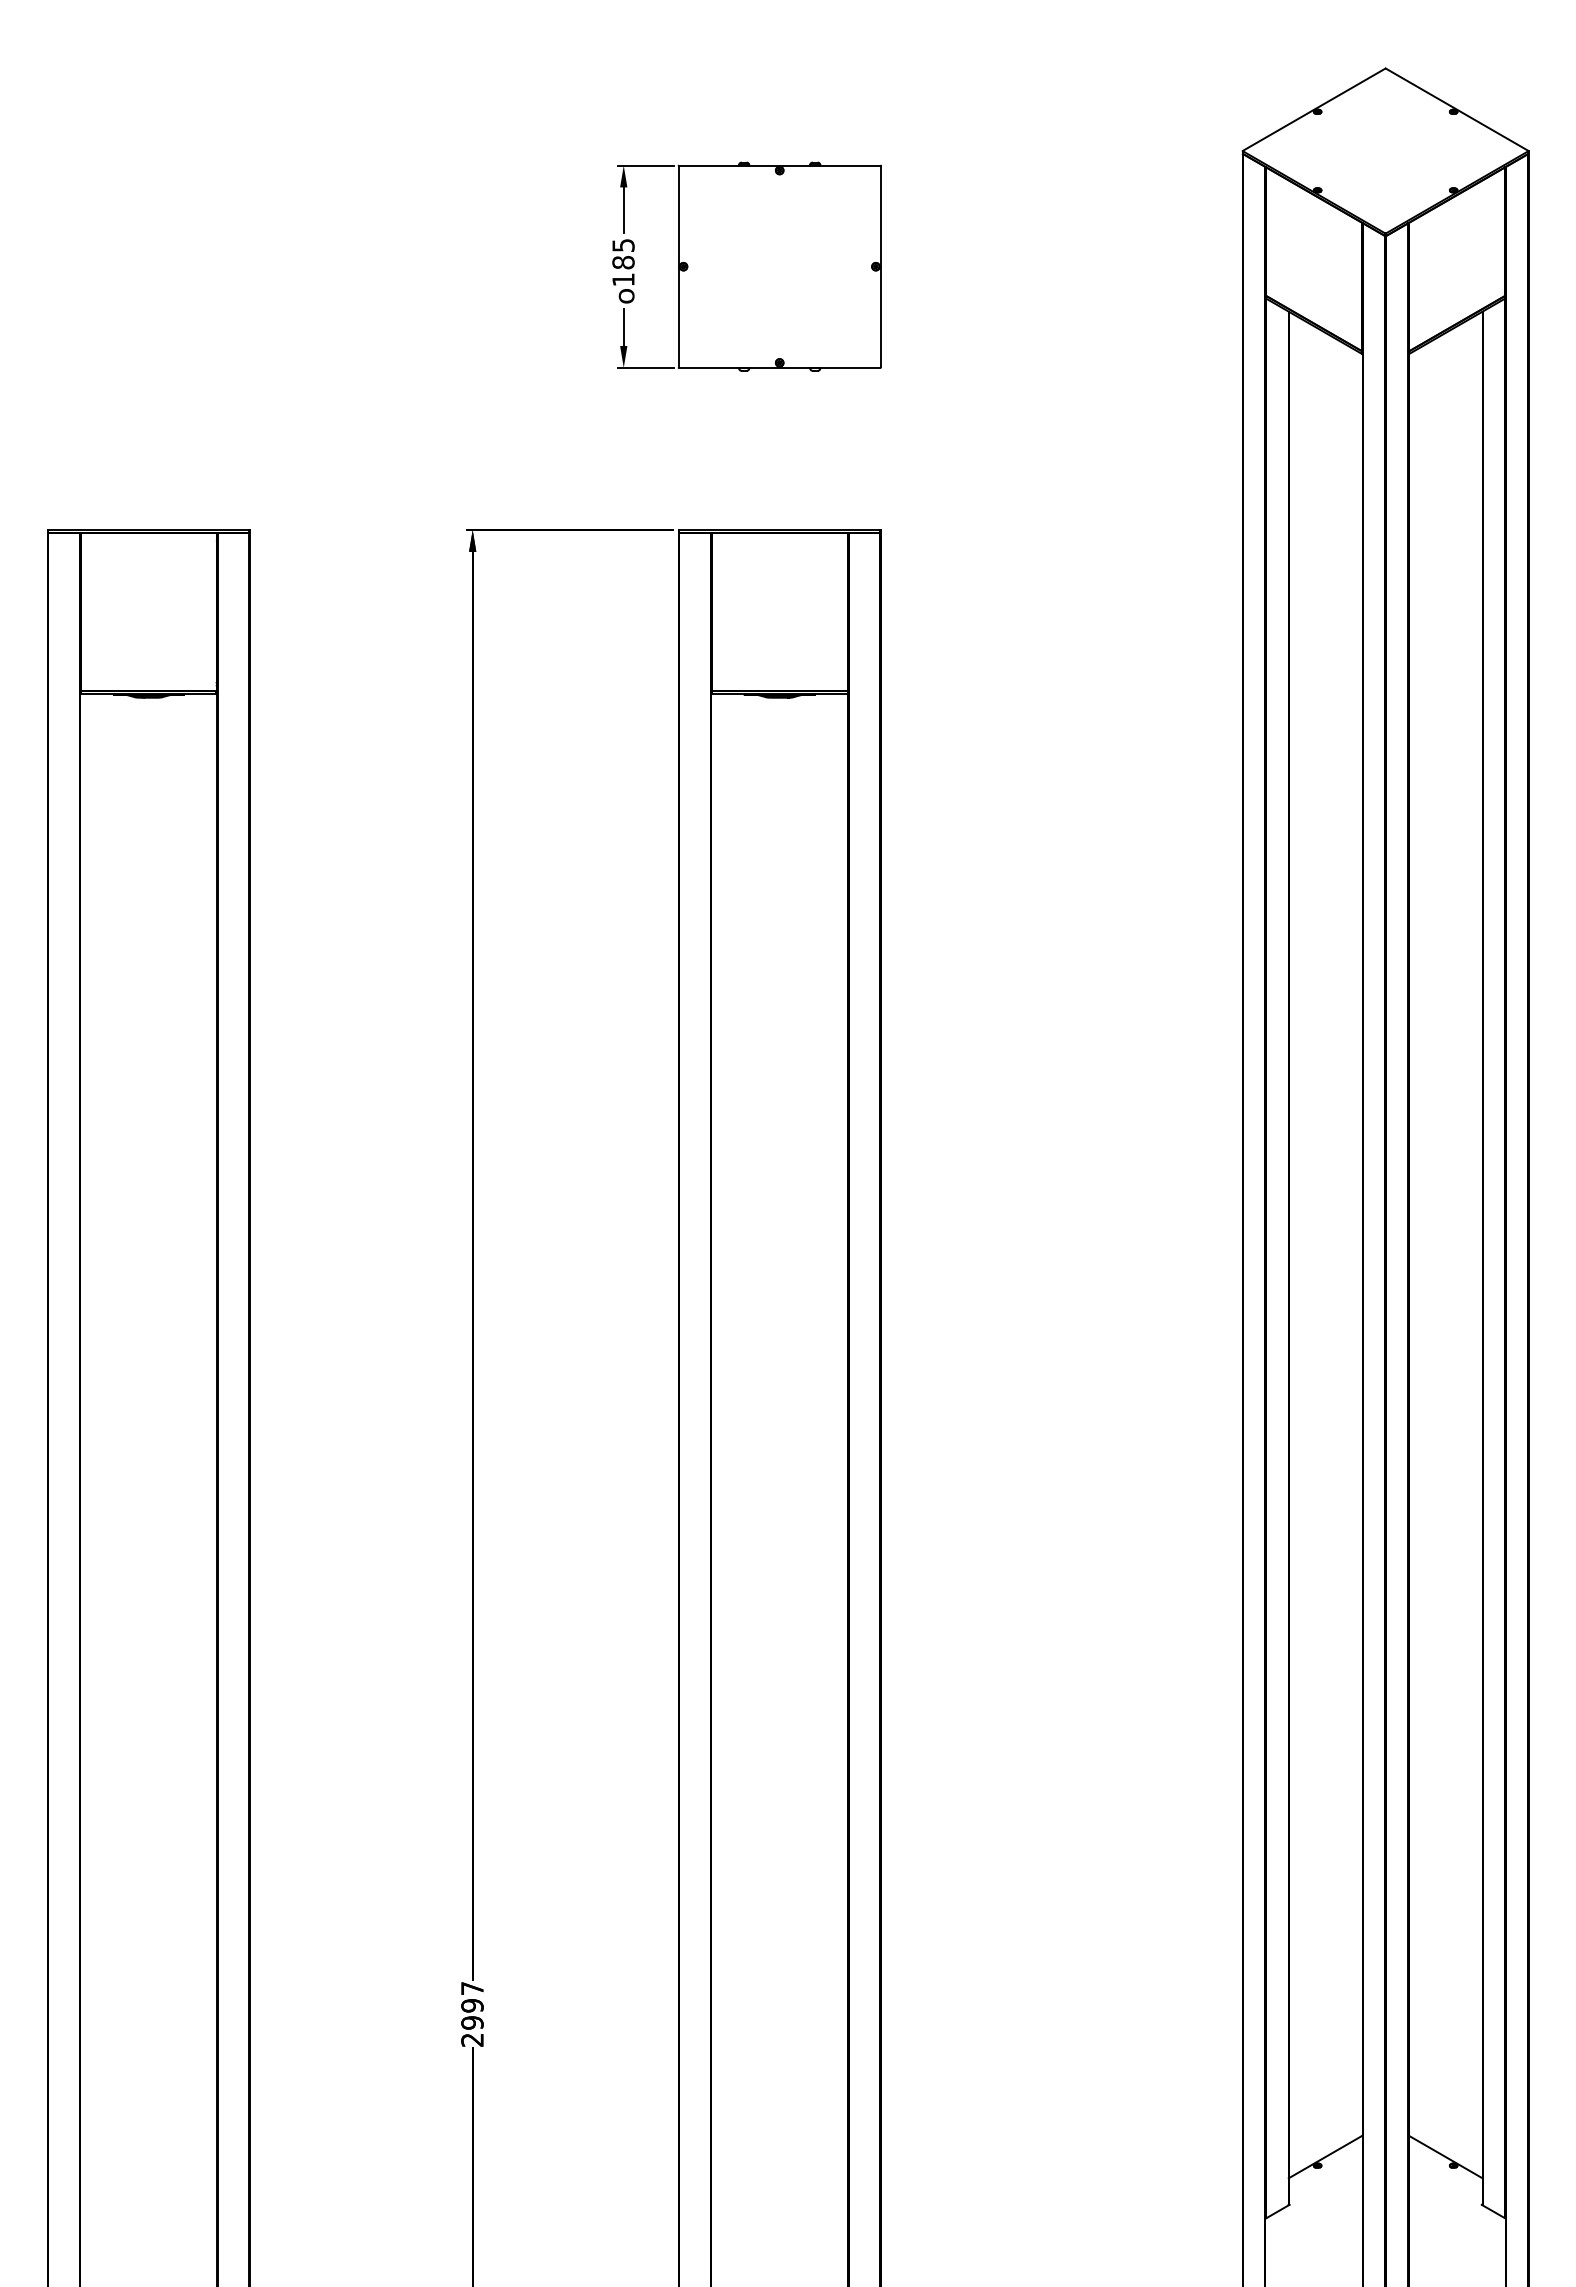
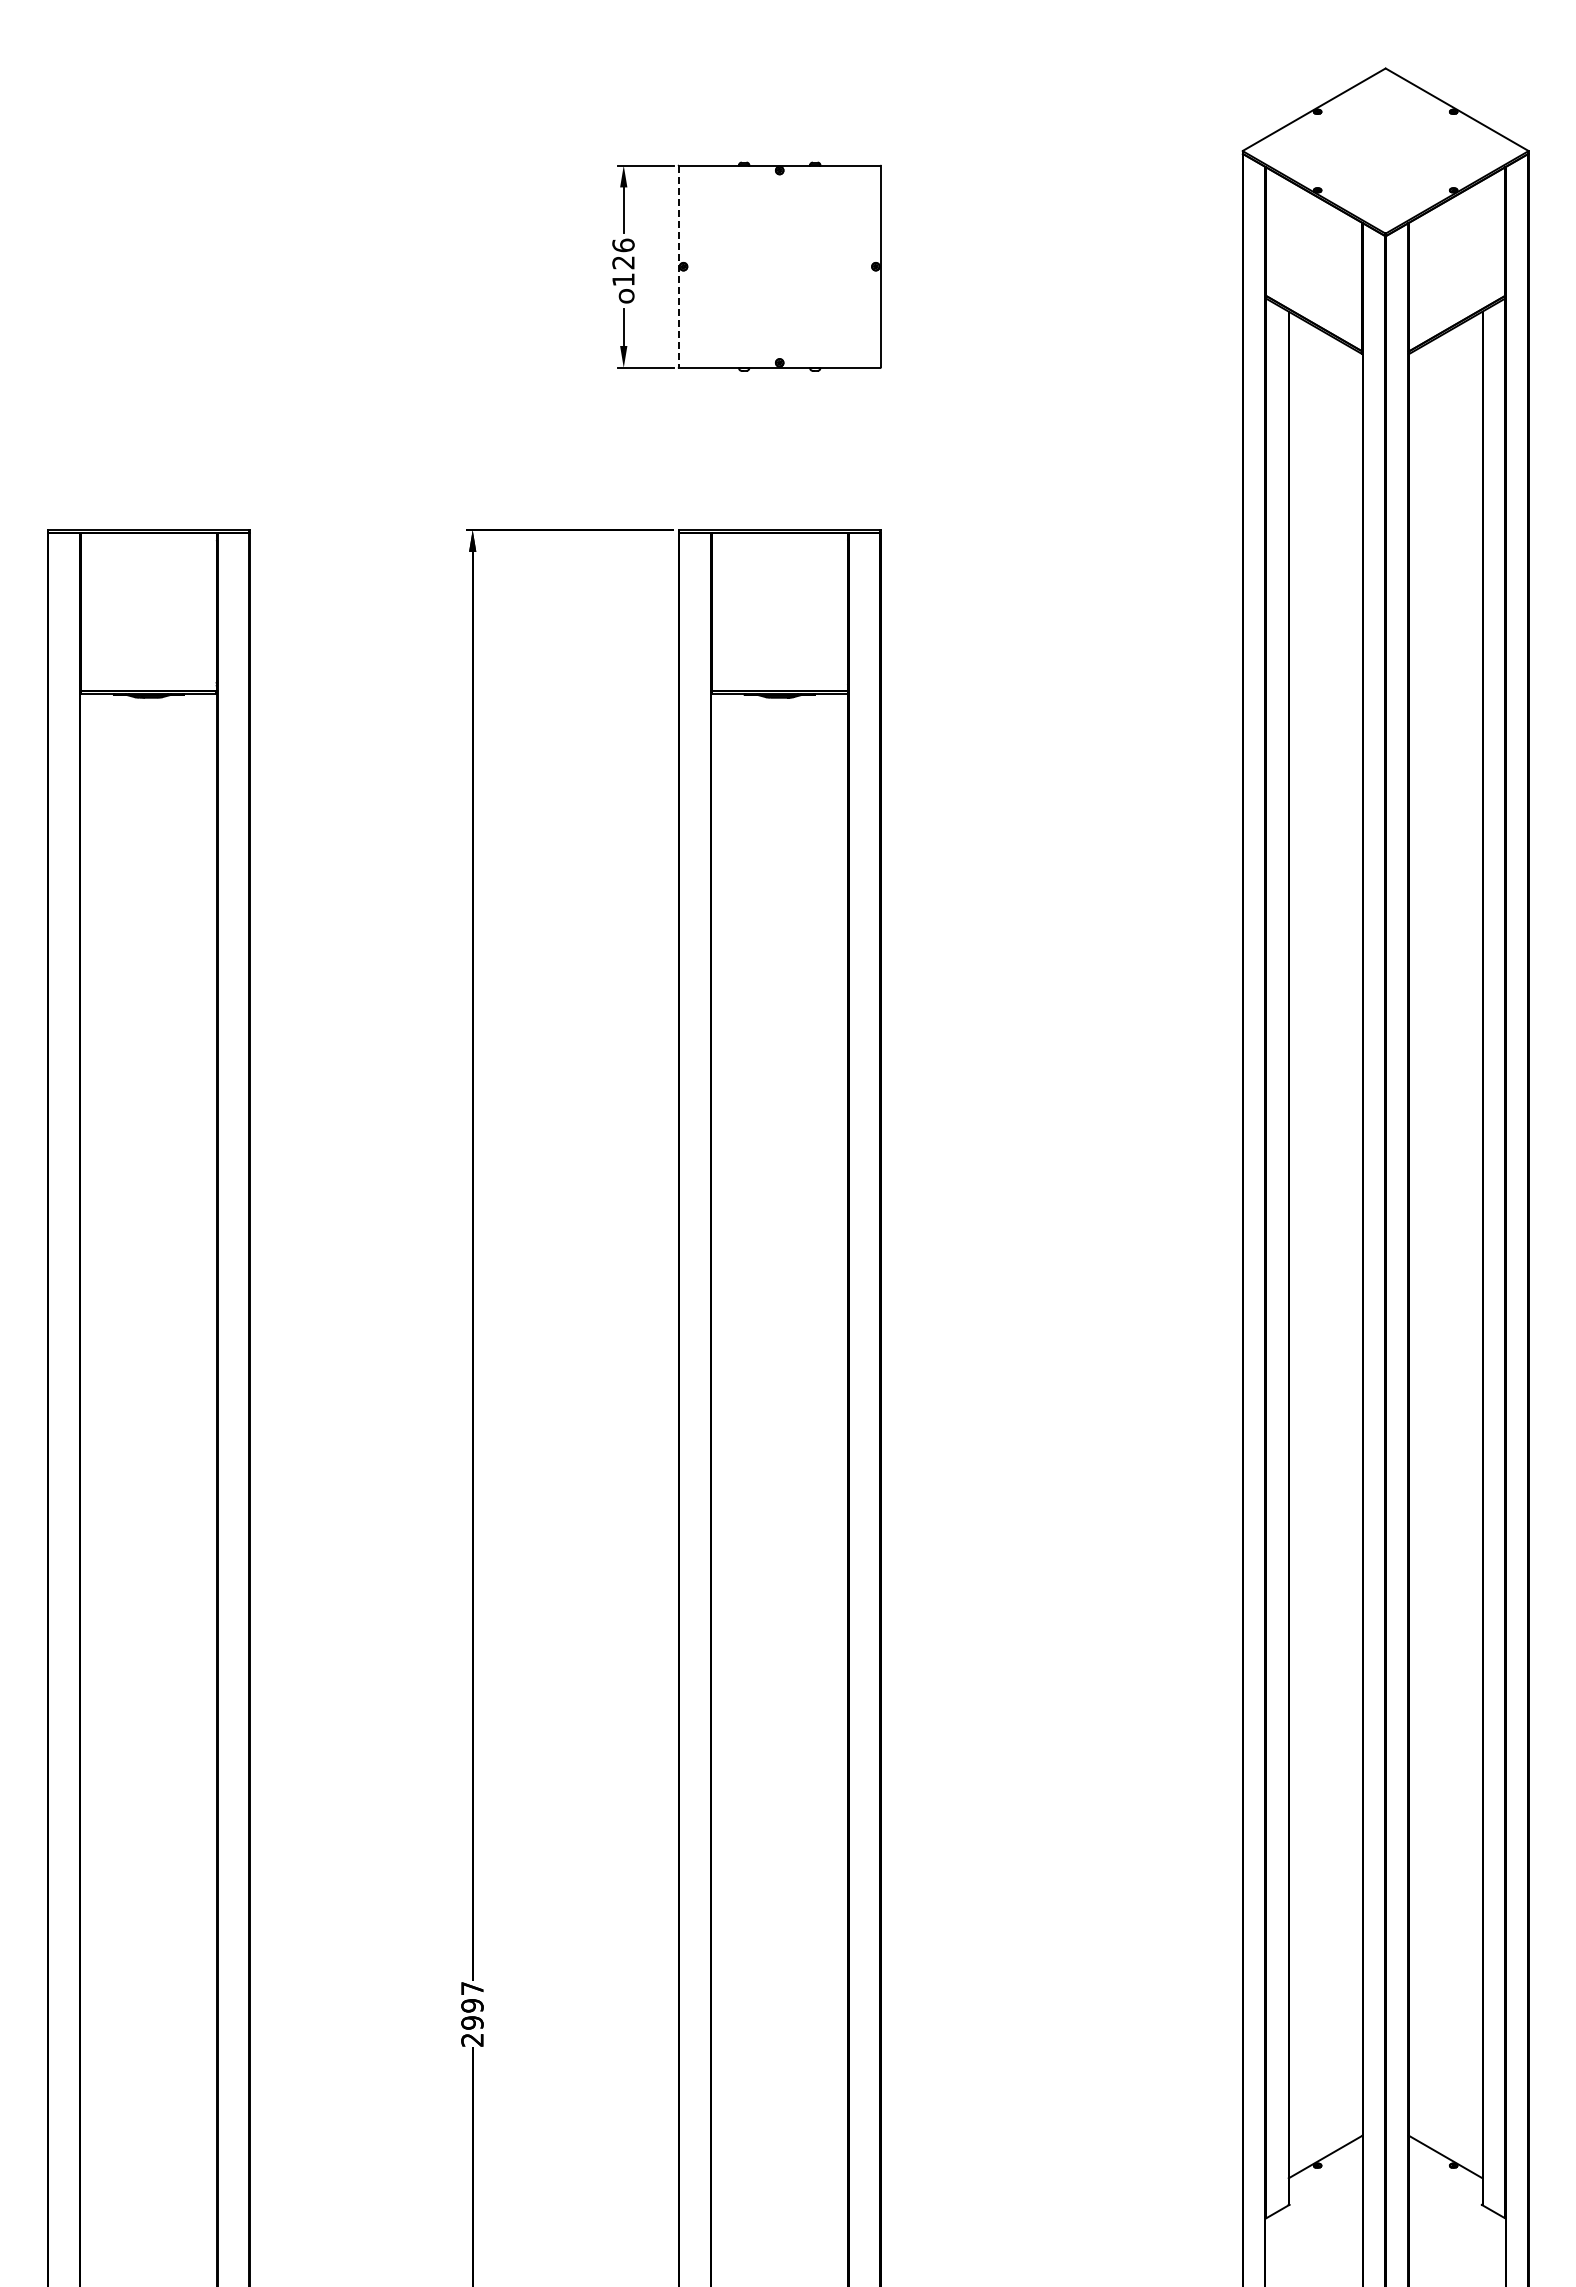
text: 185 -> 126 (623, 253)
line: solid -> dashed (678, 266)
